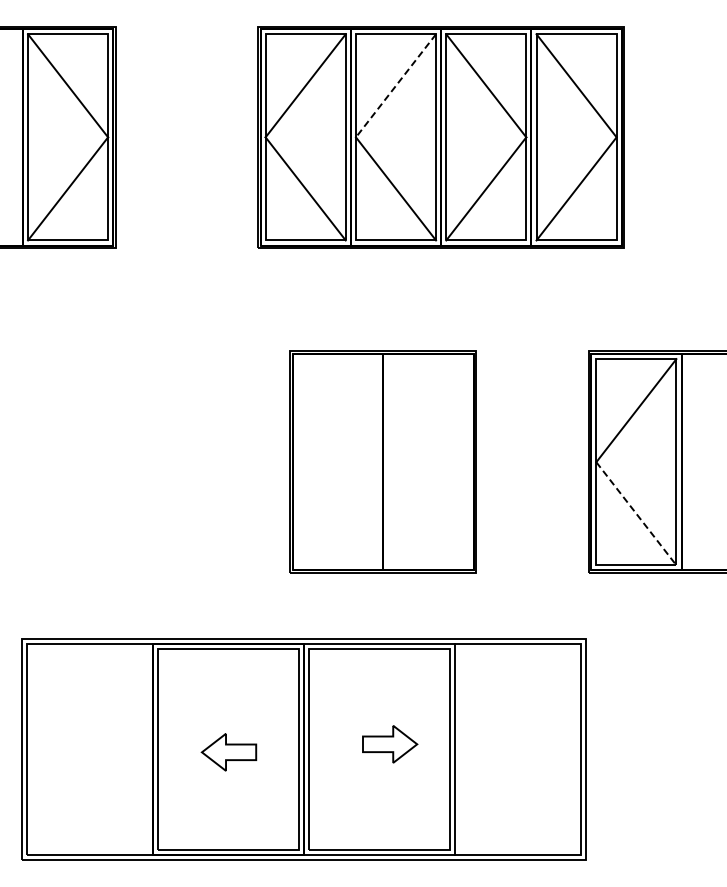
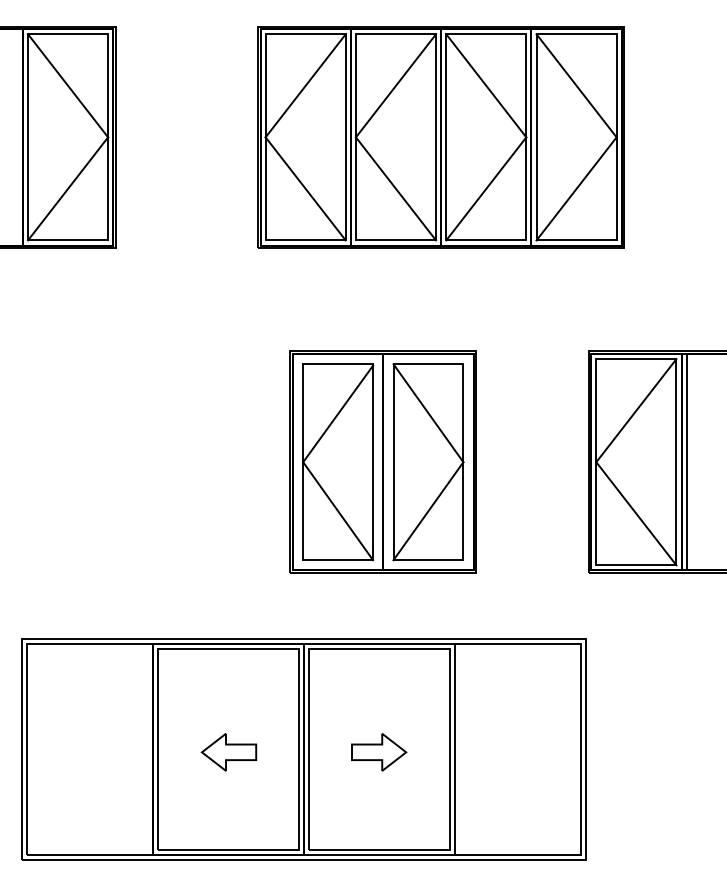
line: dashed -> solid (395, 86)
part: none -> present (338, 462)
part: none -> present (428, 462)
line: none -> present (686, 462)
line: dashed -> solid (636, 514)
part position: (390, 744) -> (379, 752) (379, 752)
